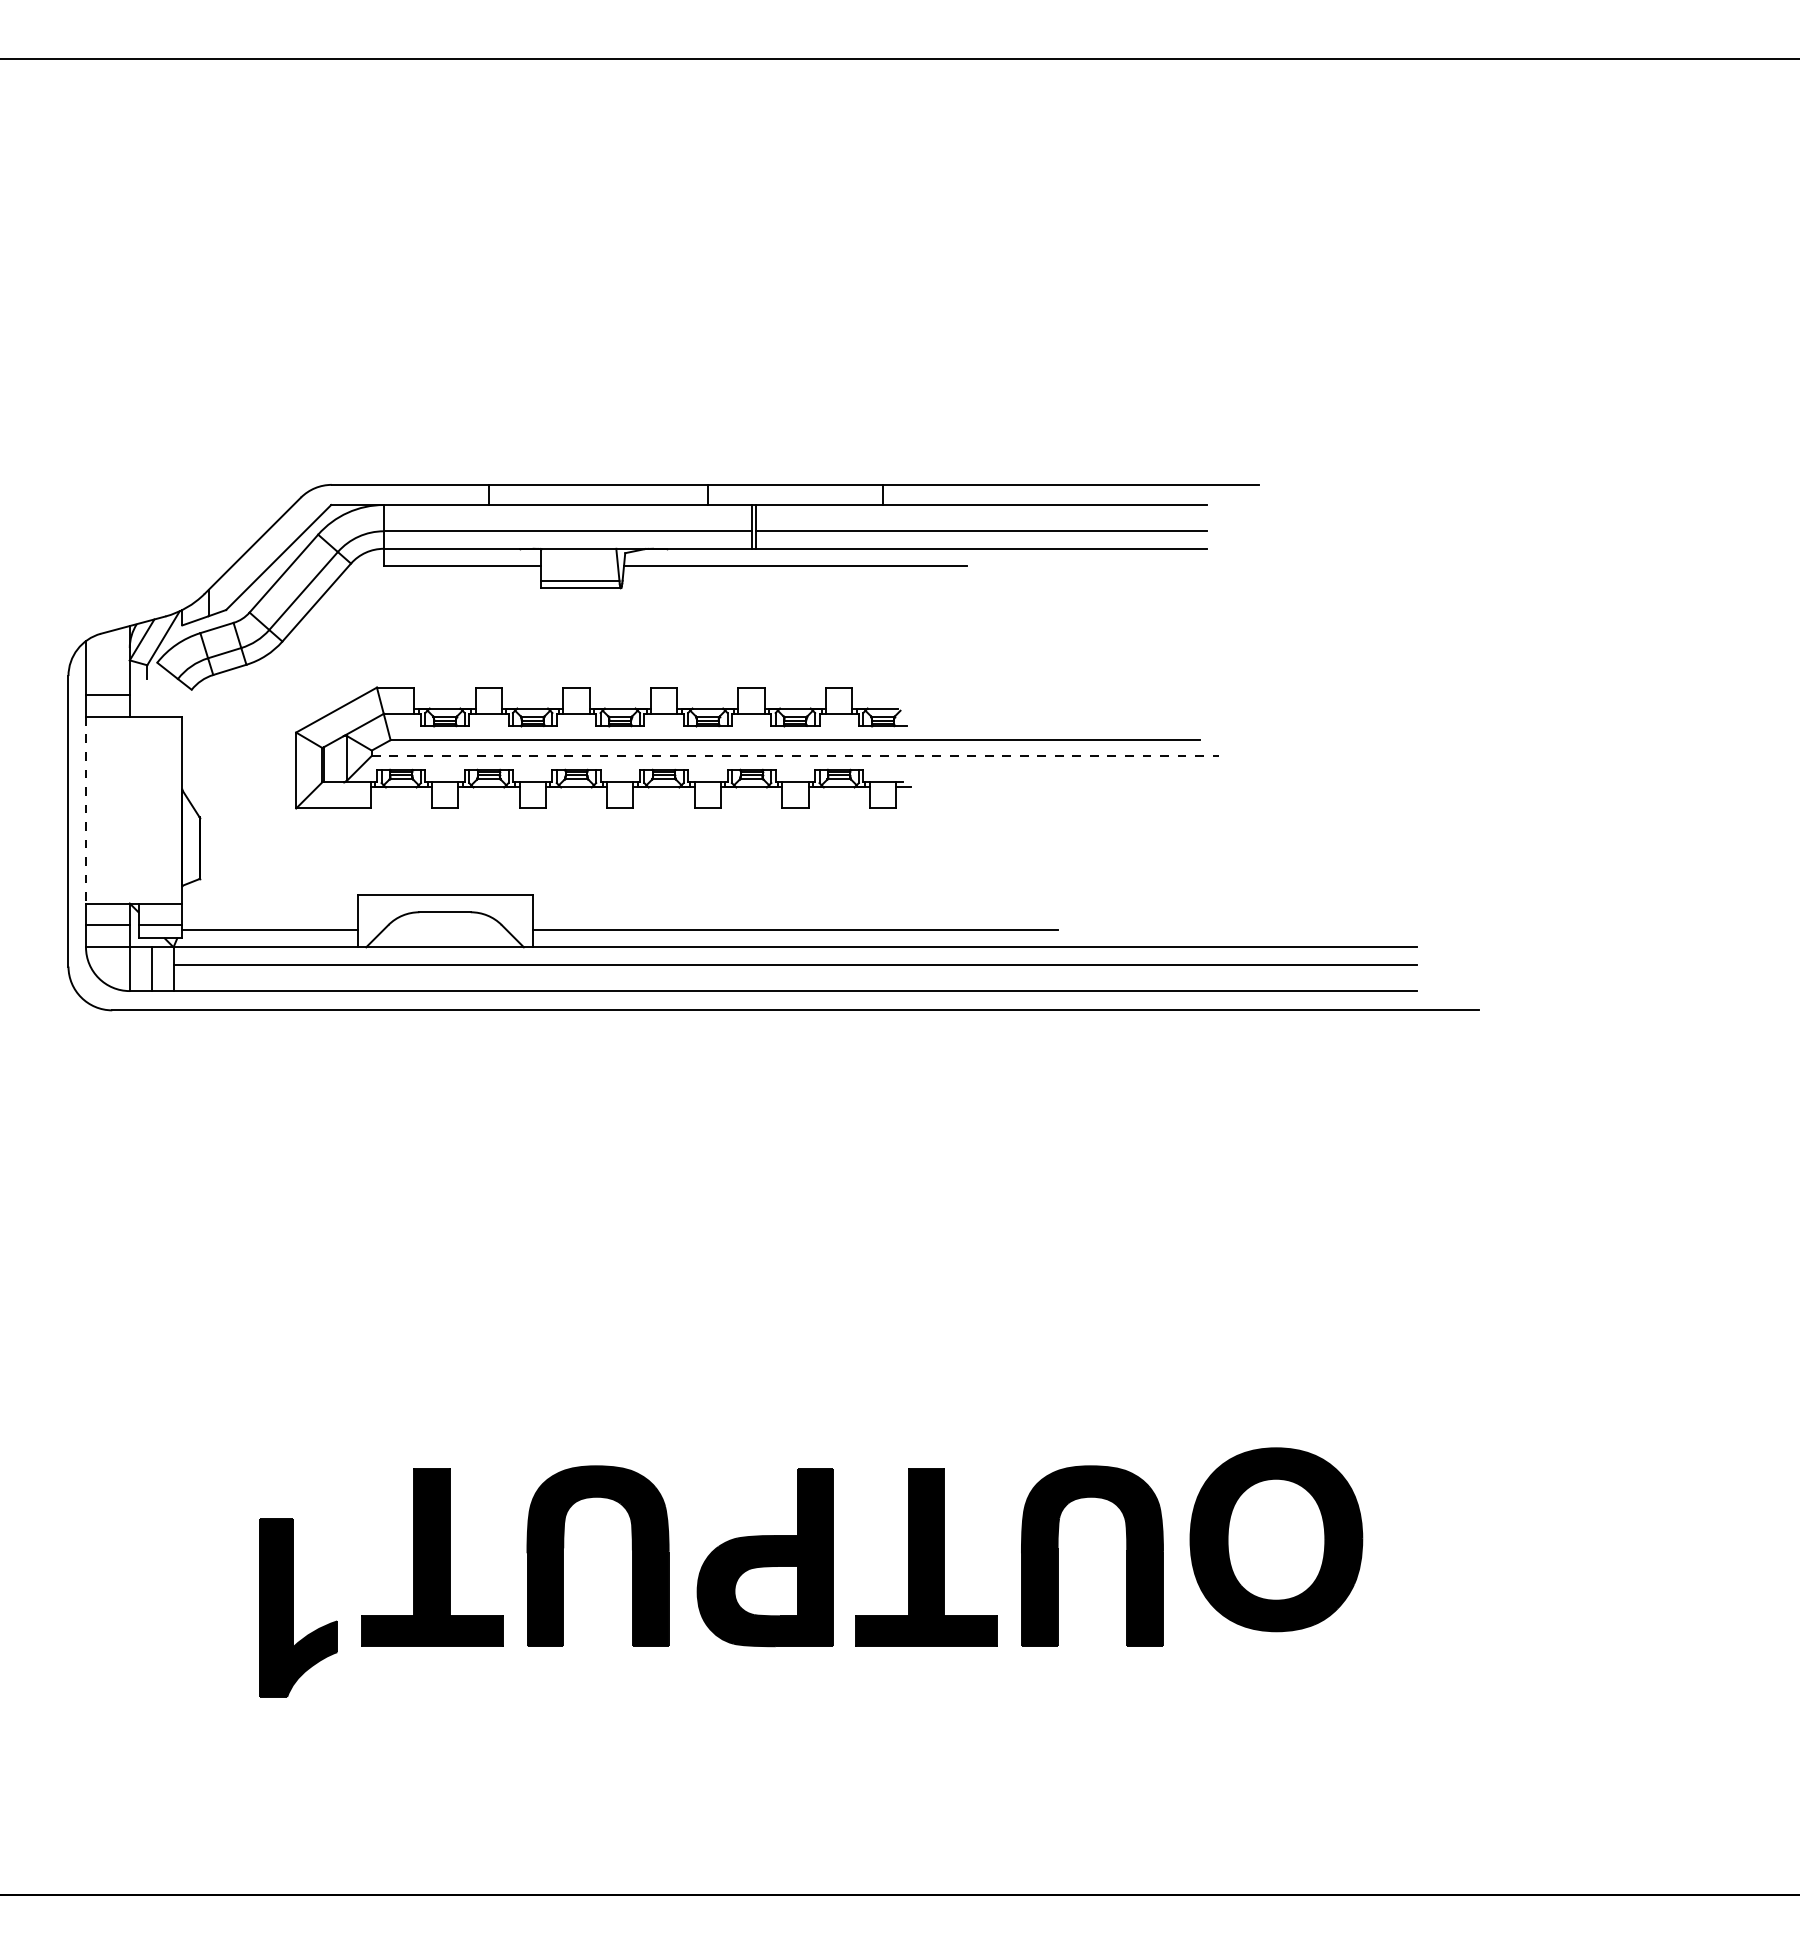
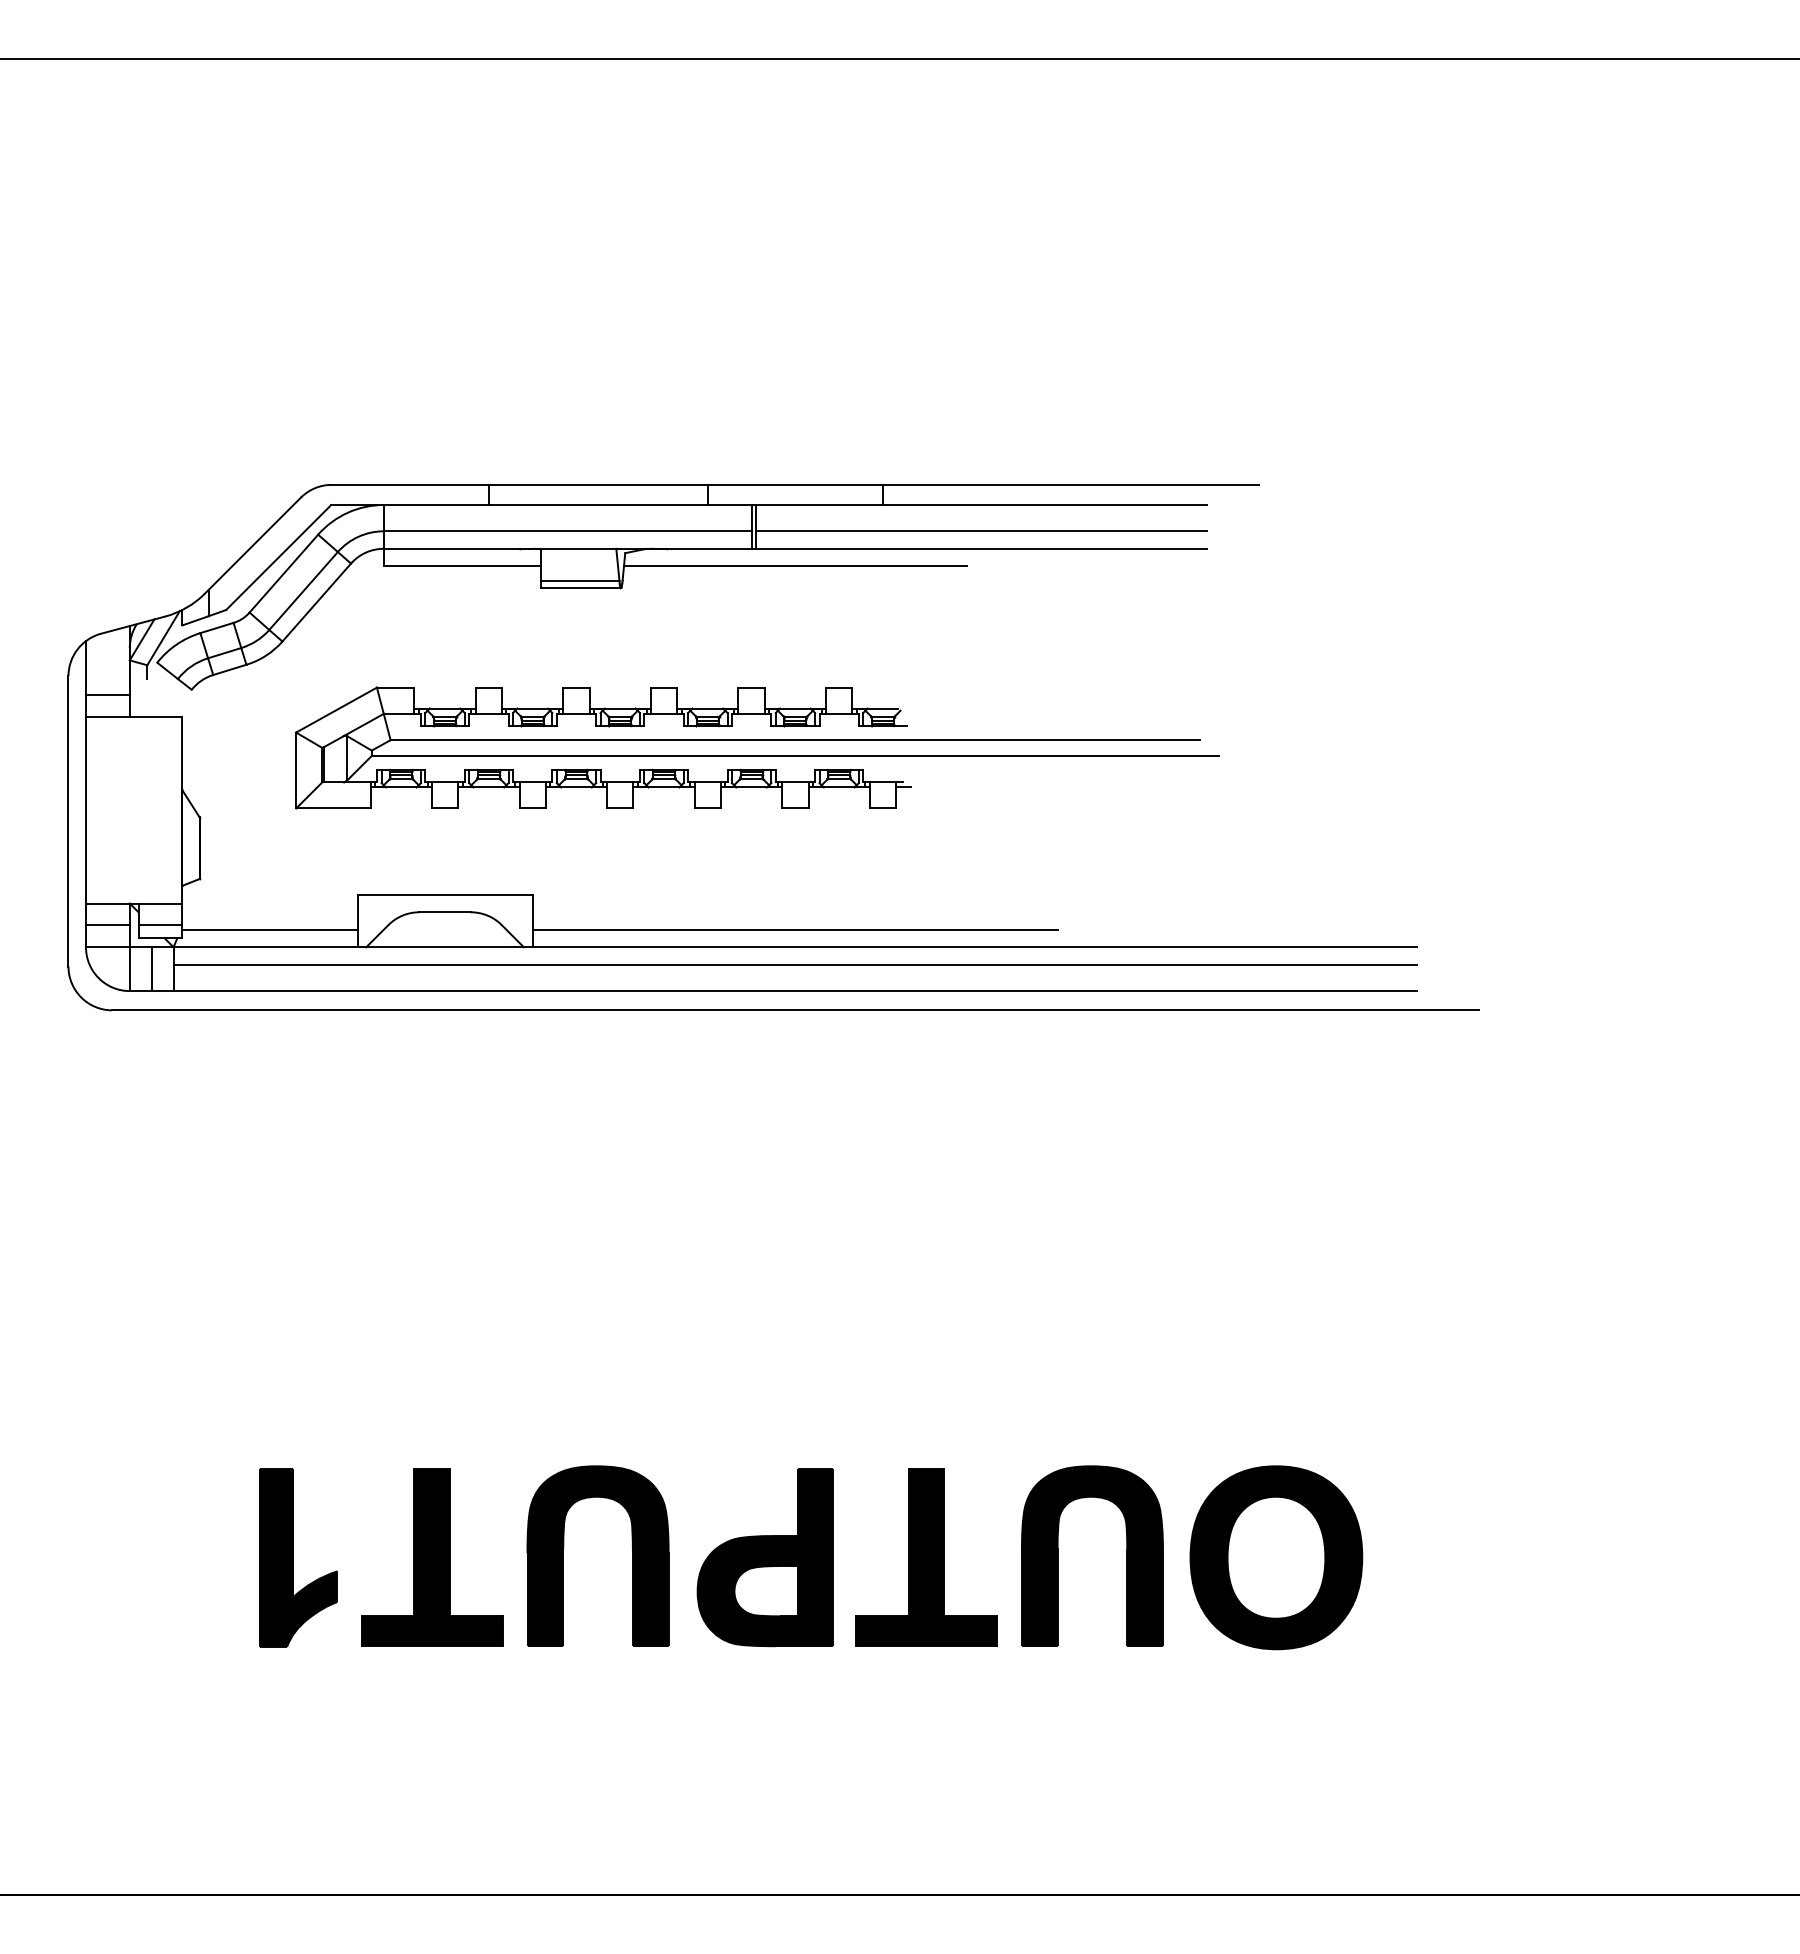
line: dashed -> solid (795, 755)
line: dashed -> solid (86, 810)
part position: (1276, 1539) -> (1276, 1557) (1276, 1557)
part position: (298, 1607) -> (298, 1557) (298, 1557)
